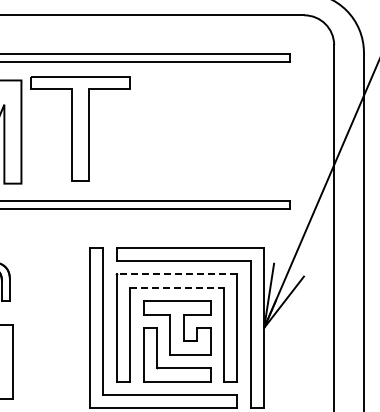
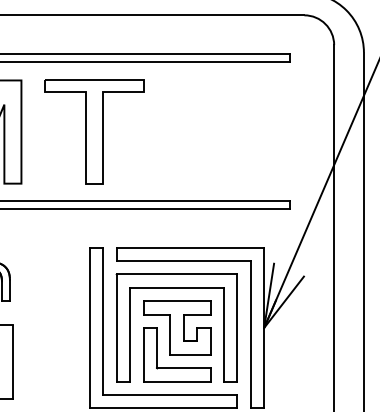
part position: (80, 128) -> (94, 131) (94, 131)
line: dashed -> solid (176, 274)
line: dashed -> solid (177, 287)
